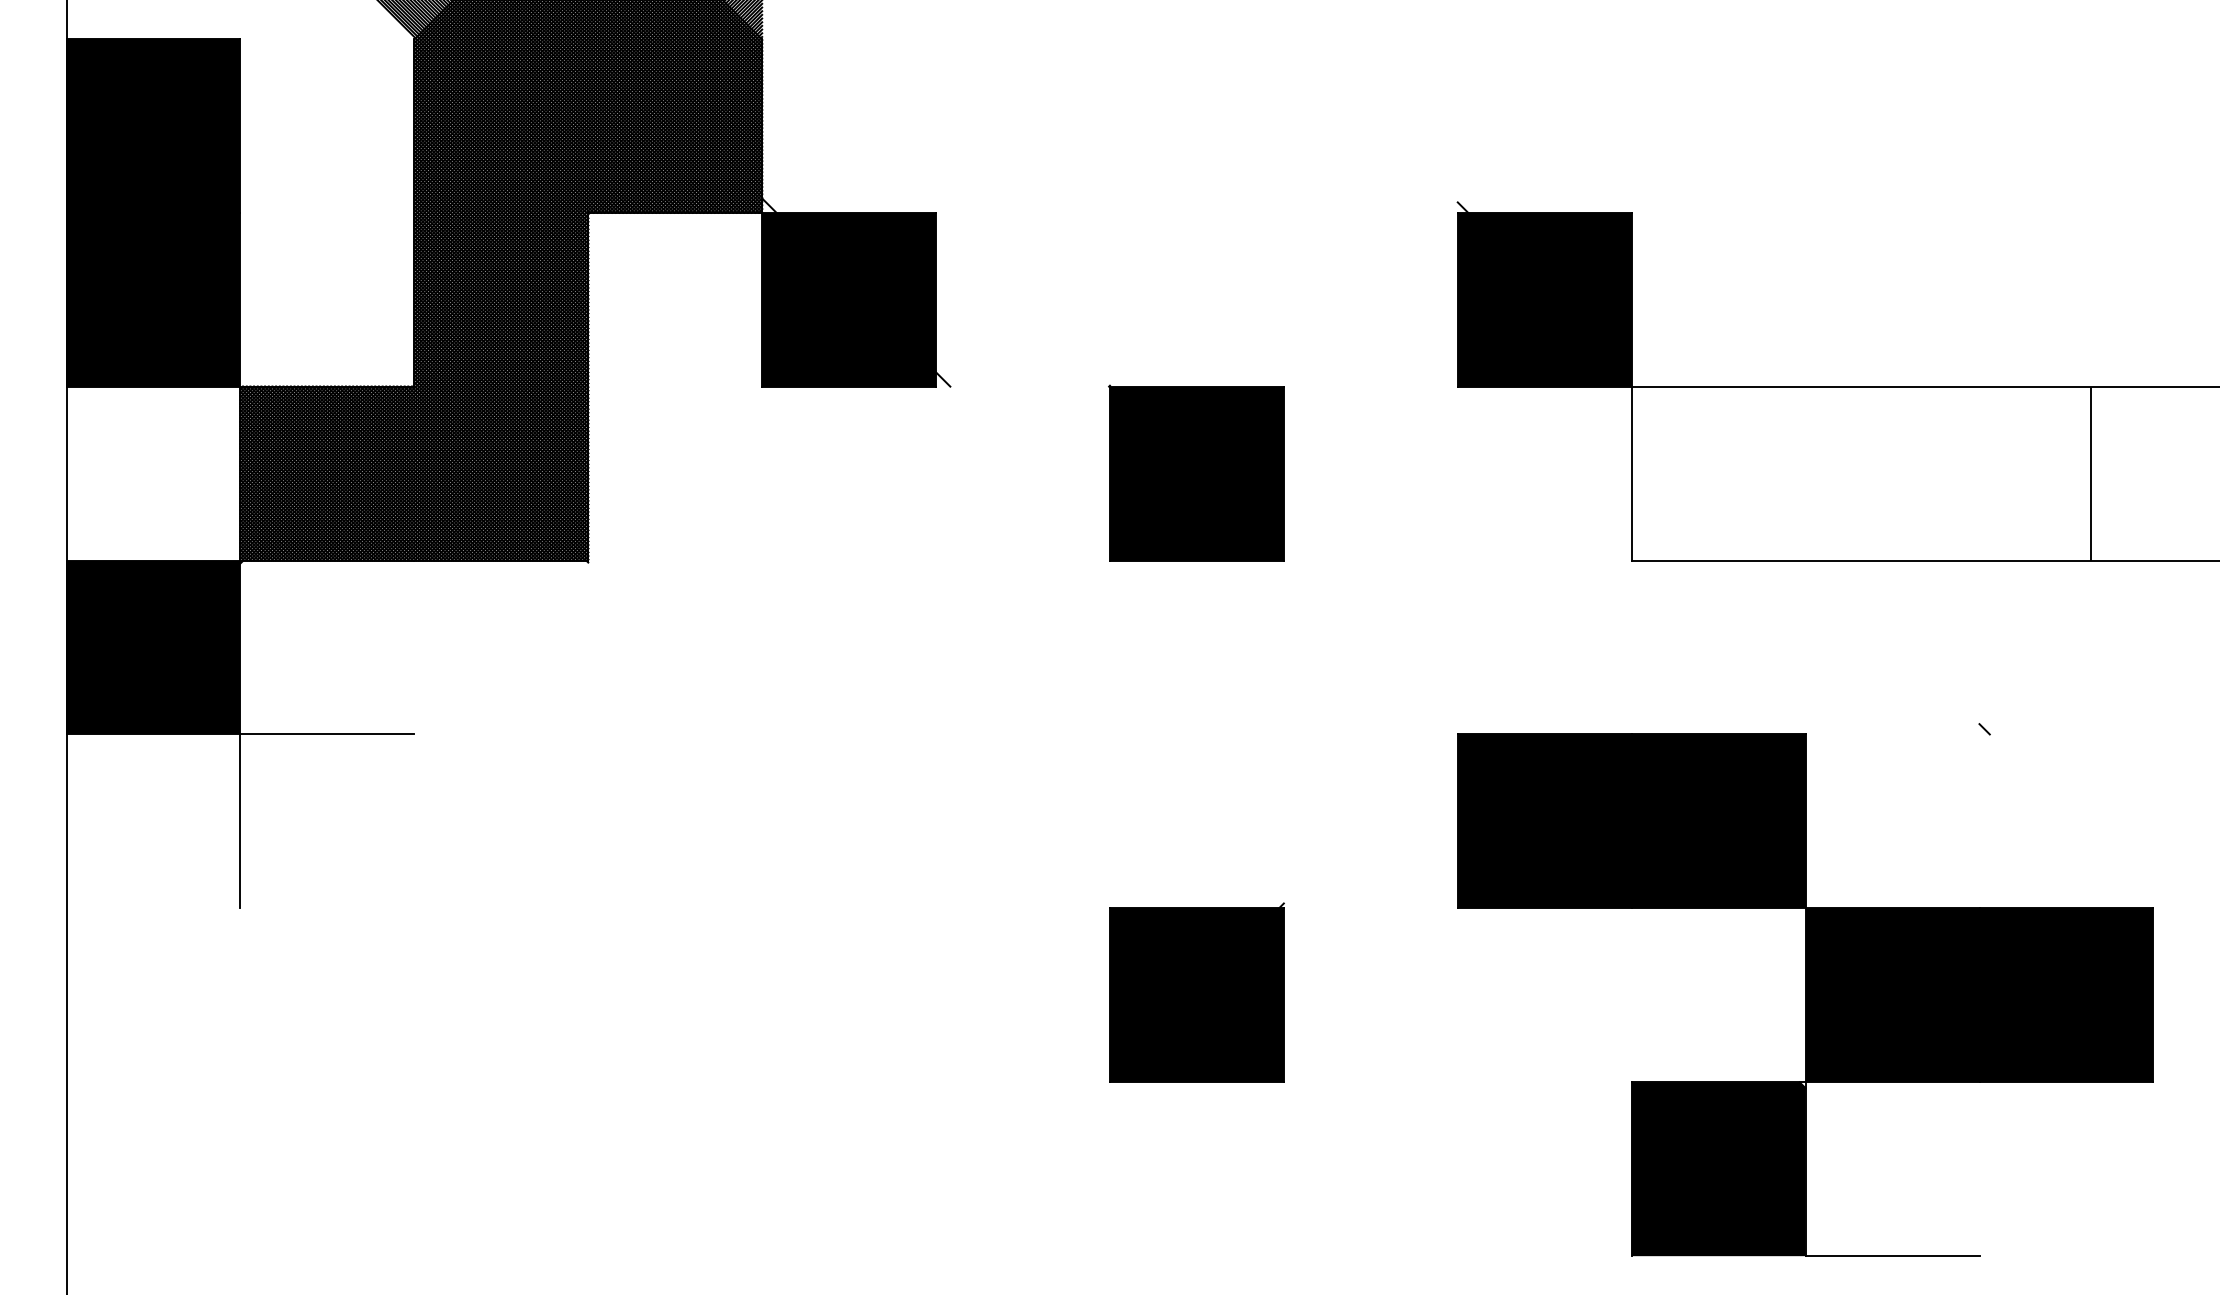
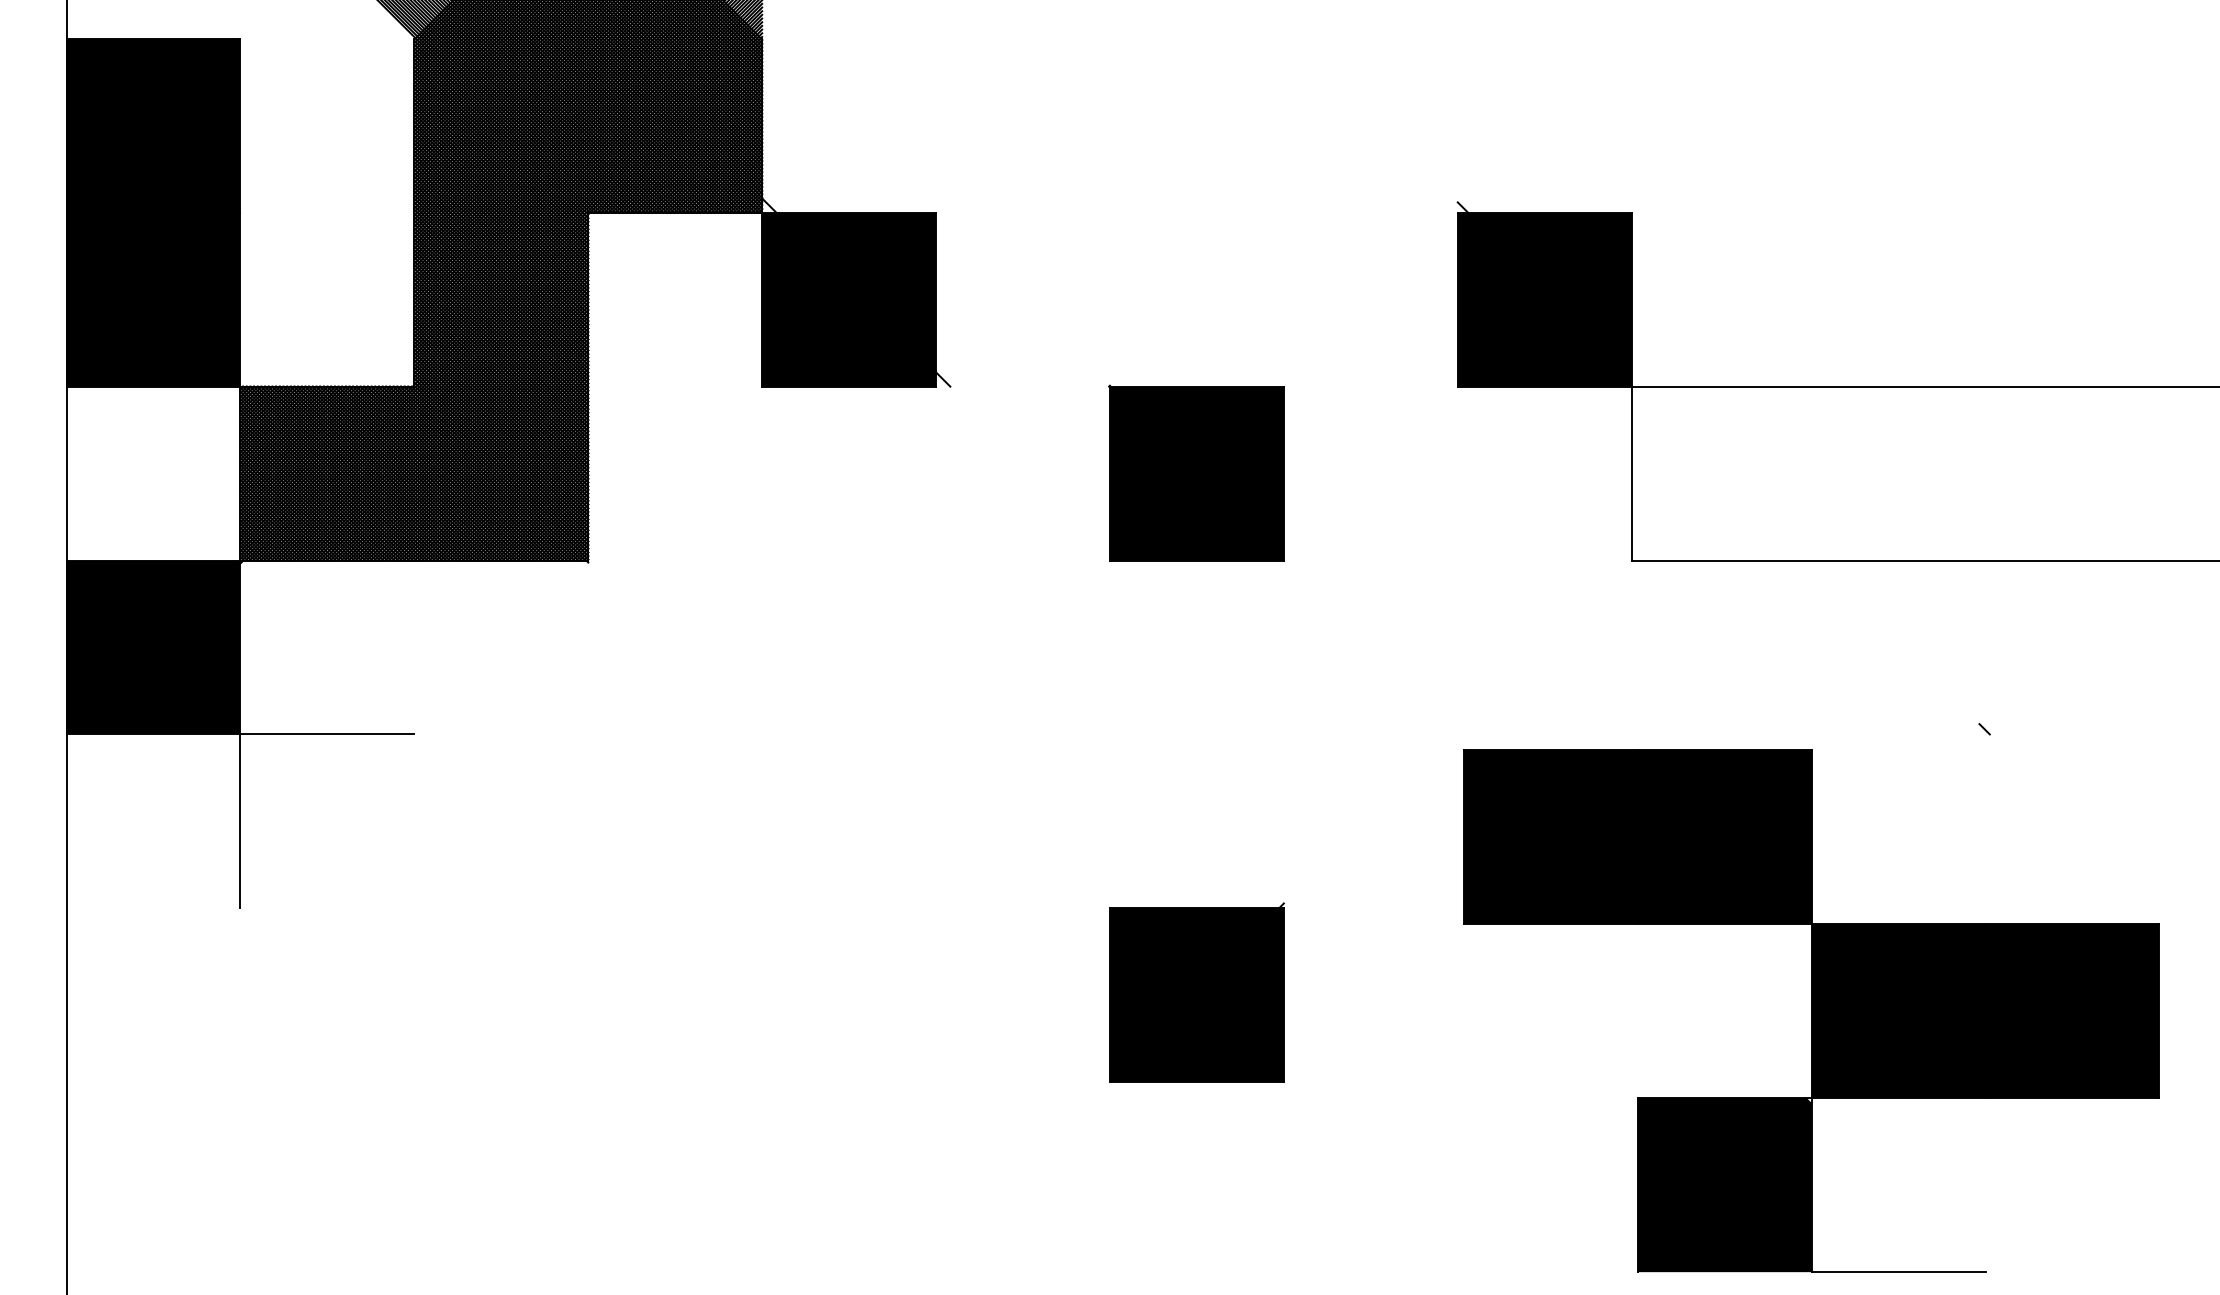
hatch: present -> none (2091, 473)
part position: (1805, 994) -> (1811, 1010) (1811, 1010)
